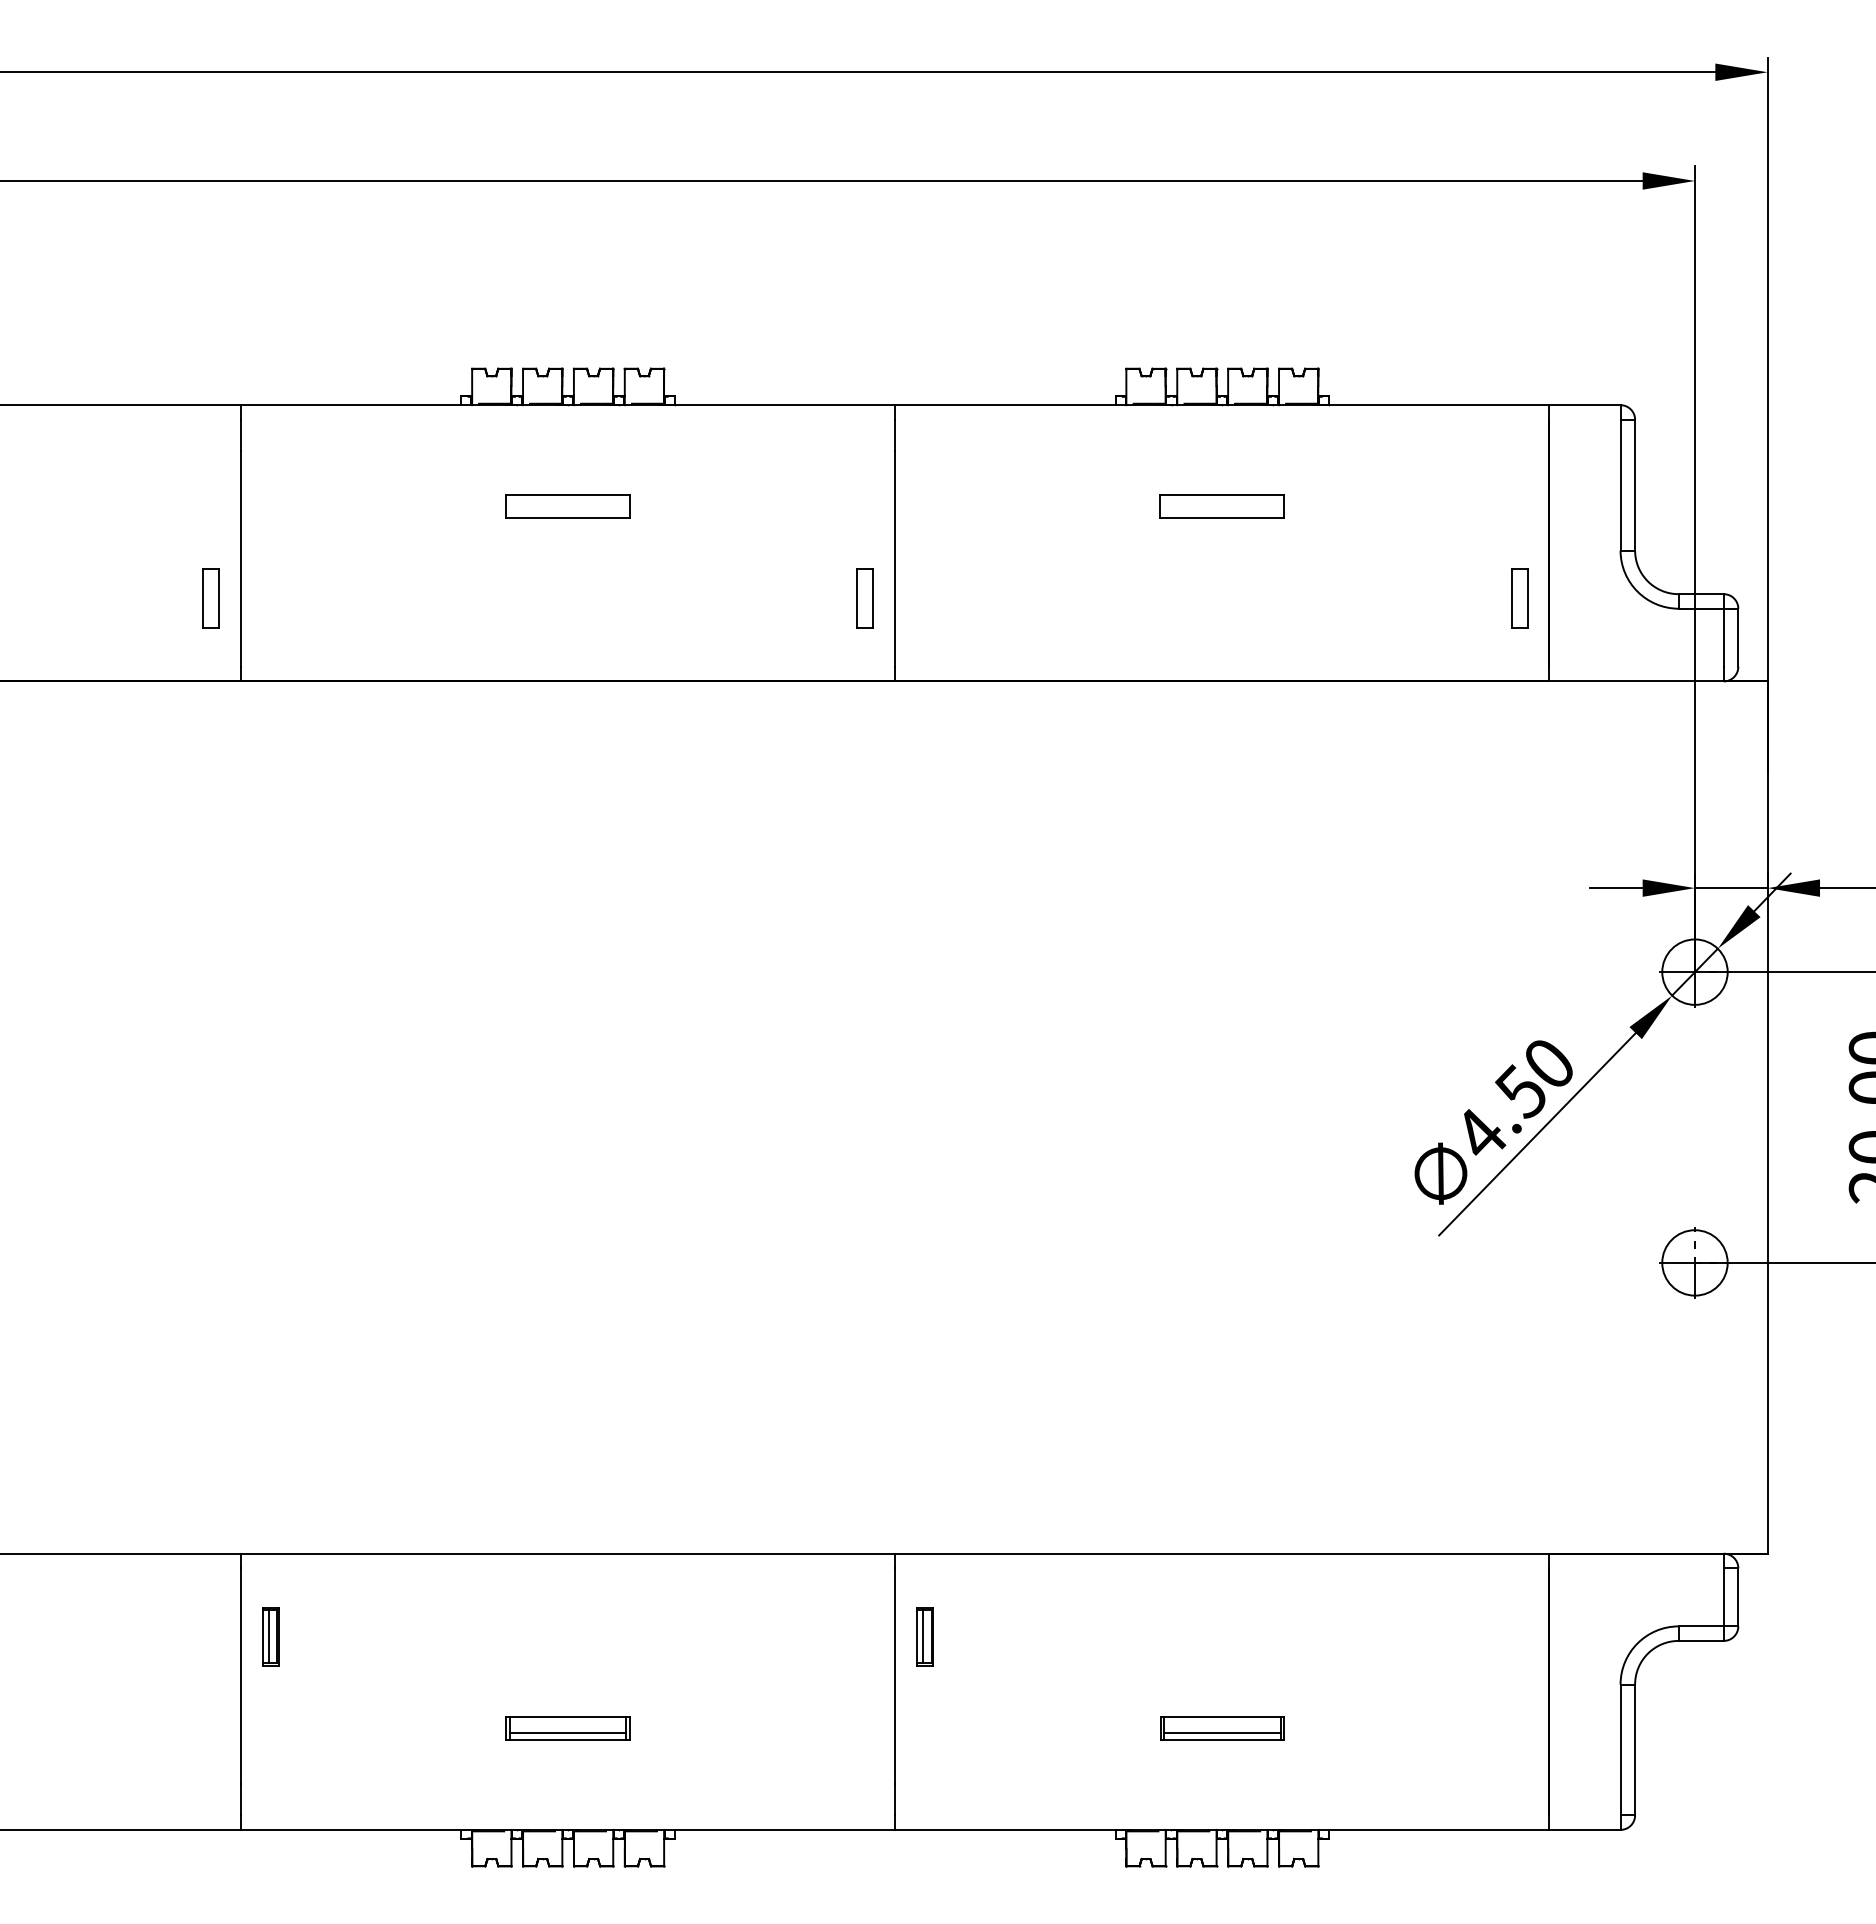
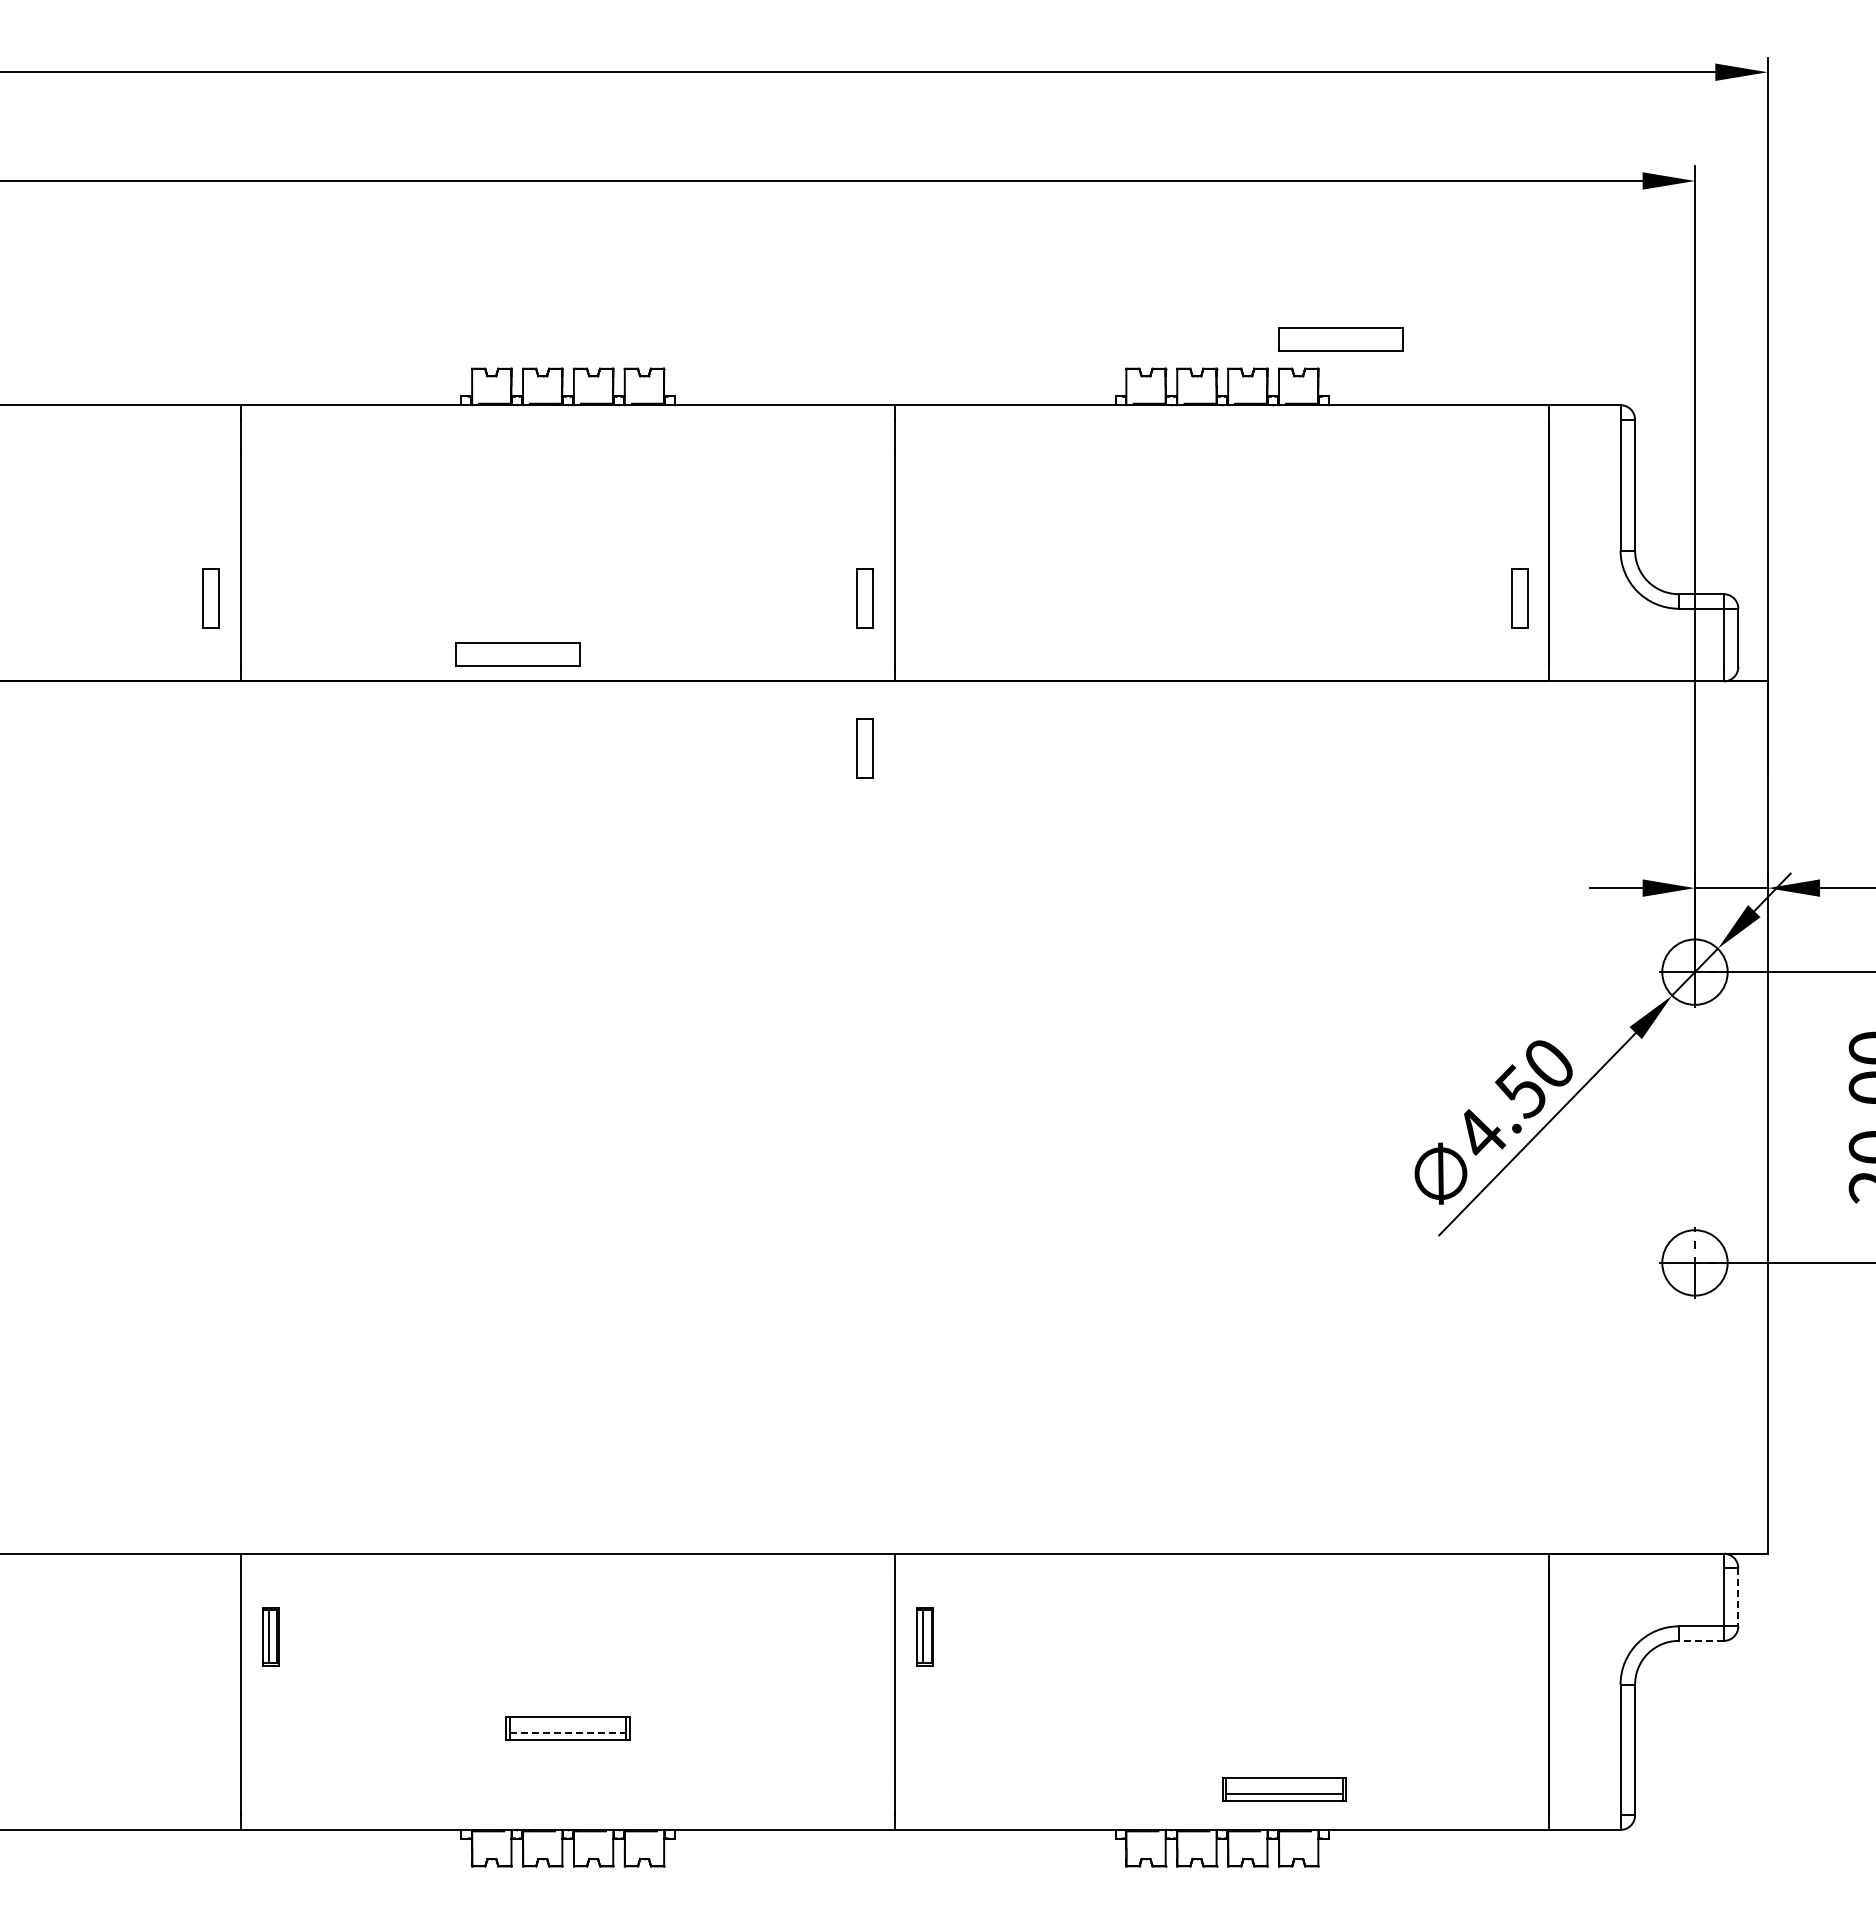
part position: (567, 506) -> (517, 654) (517, 654)
part position: (1221, 506) -> (1340, 339) (1340, 339)
part: none -> present (864, 748)
line: solid -> dashed (1738, 1597)
line: solid -> dashed (1701, 1640)
part position: (1222, 1728) -> (1284, 1789) (1284, 1789)
line: solid -> dashed (568, 1733)
